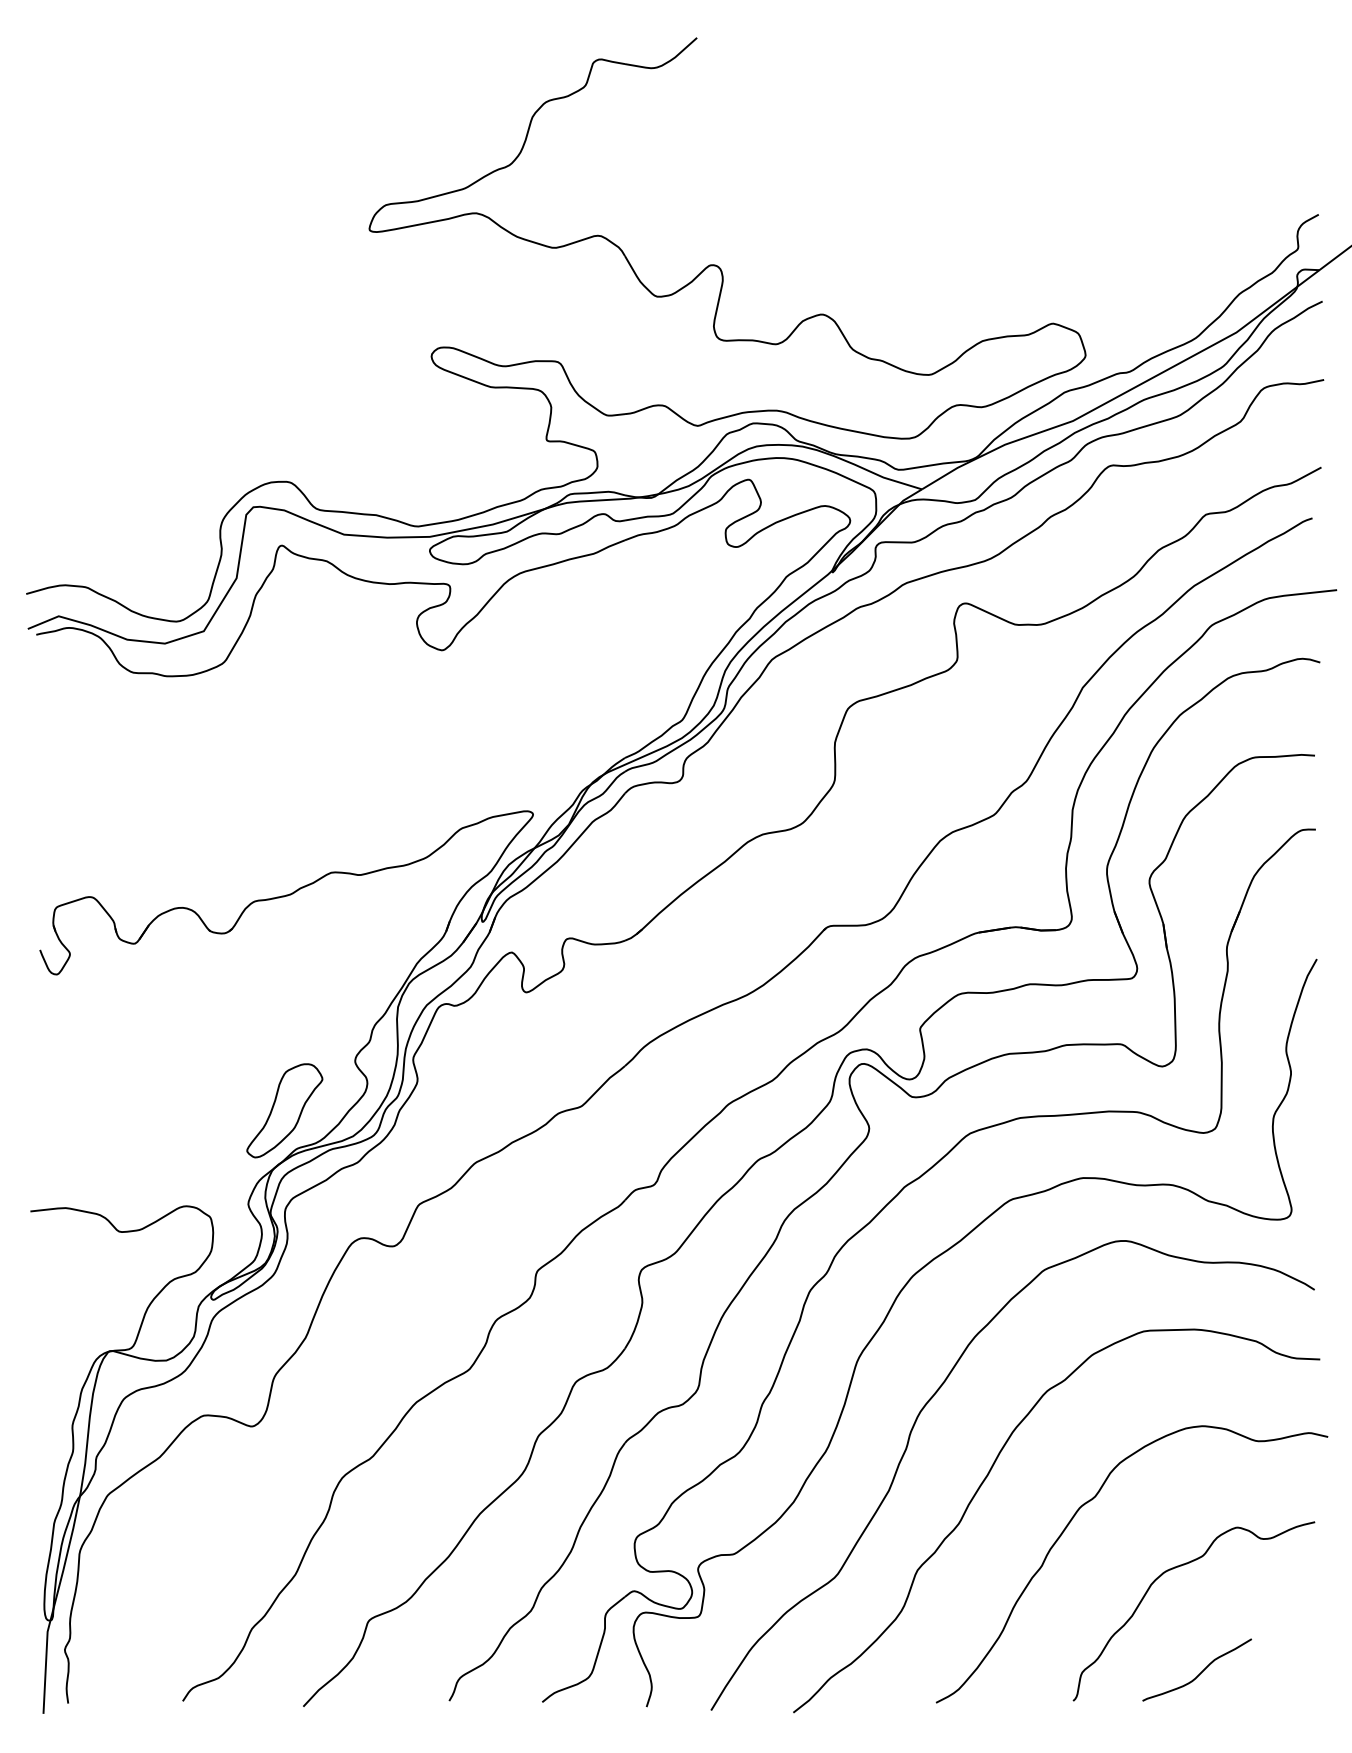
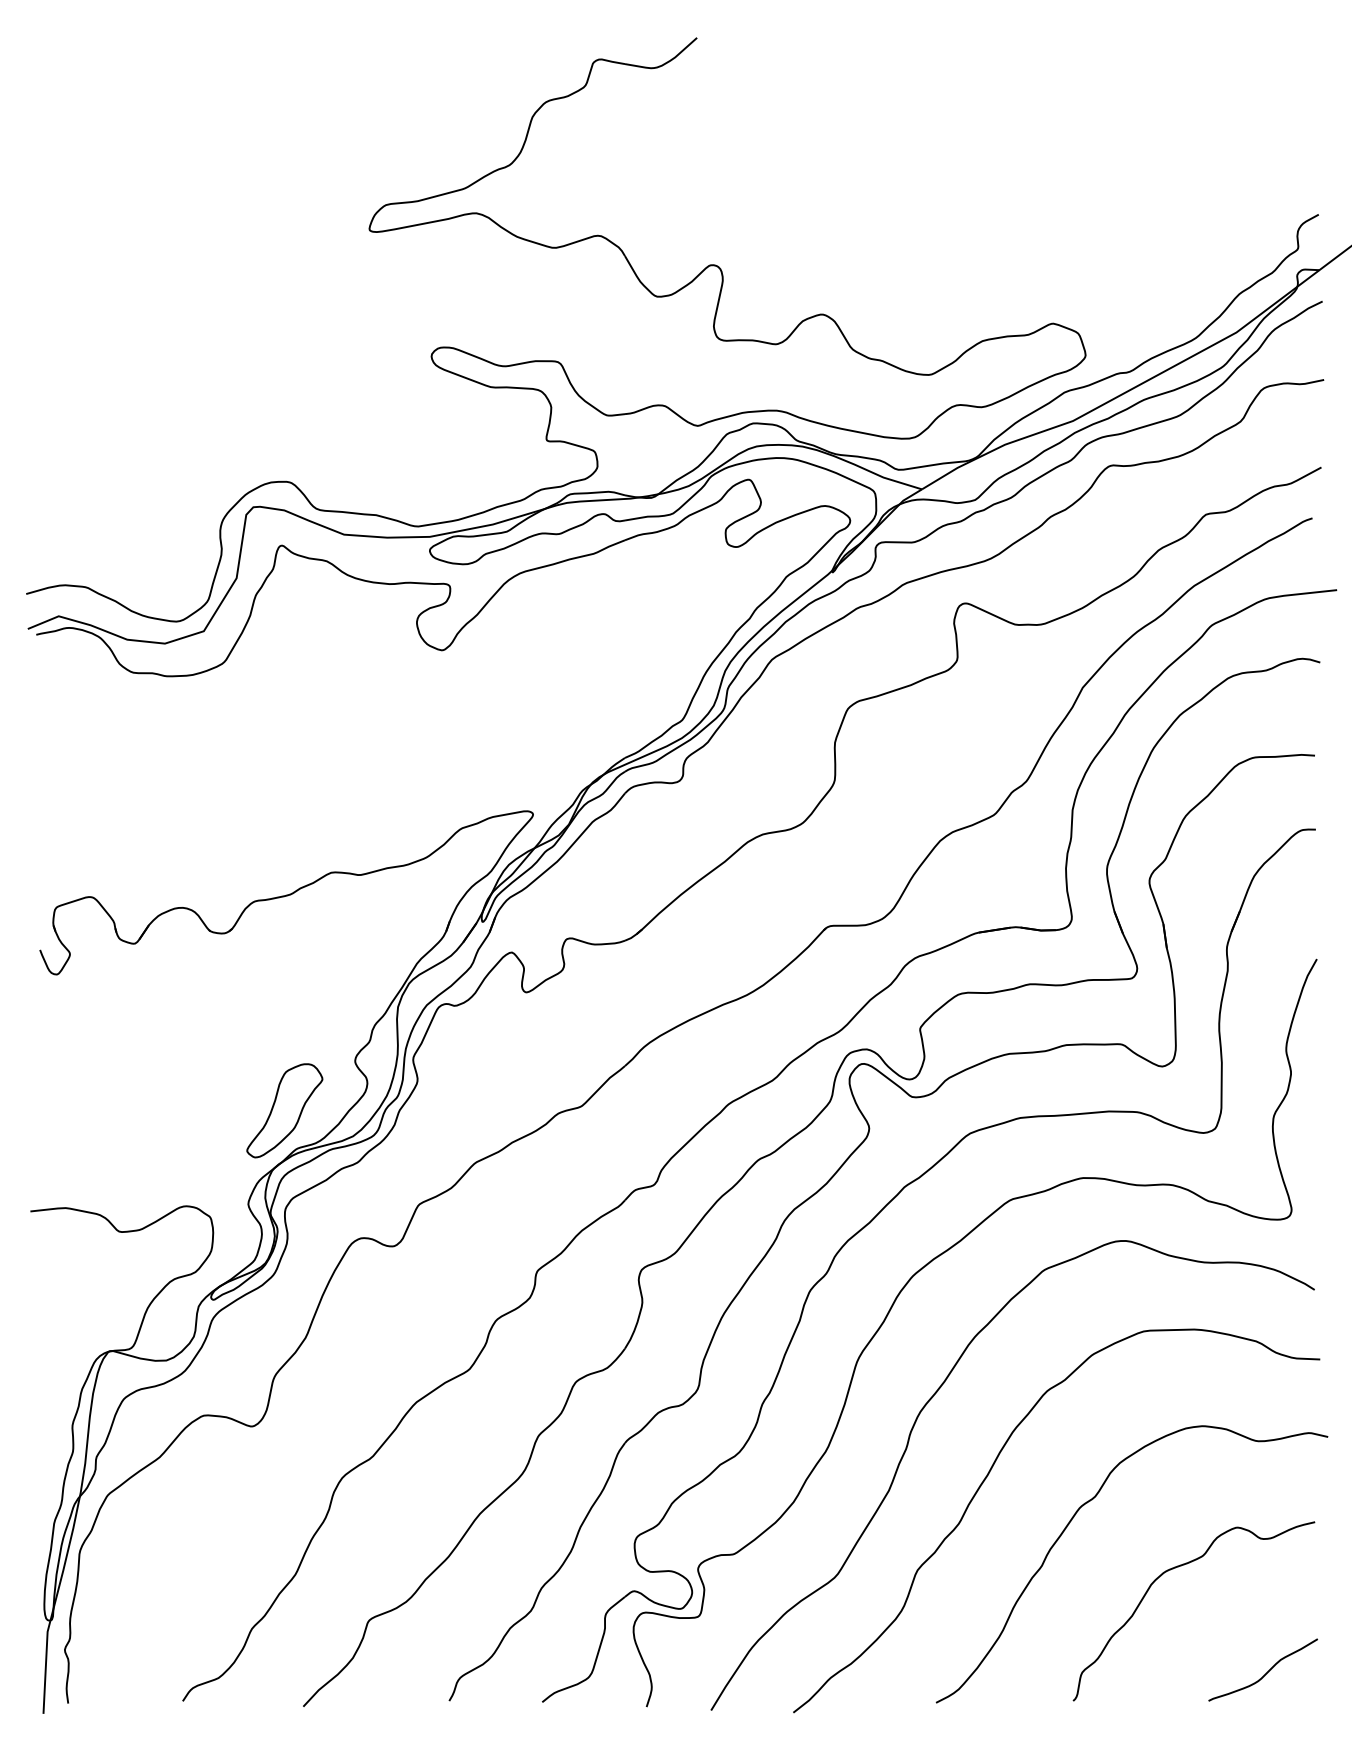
curve position: (1200, 1672) -> (1266, 1672) (1266, 1672)
